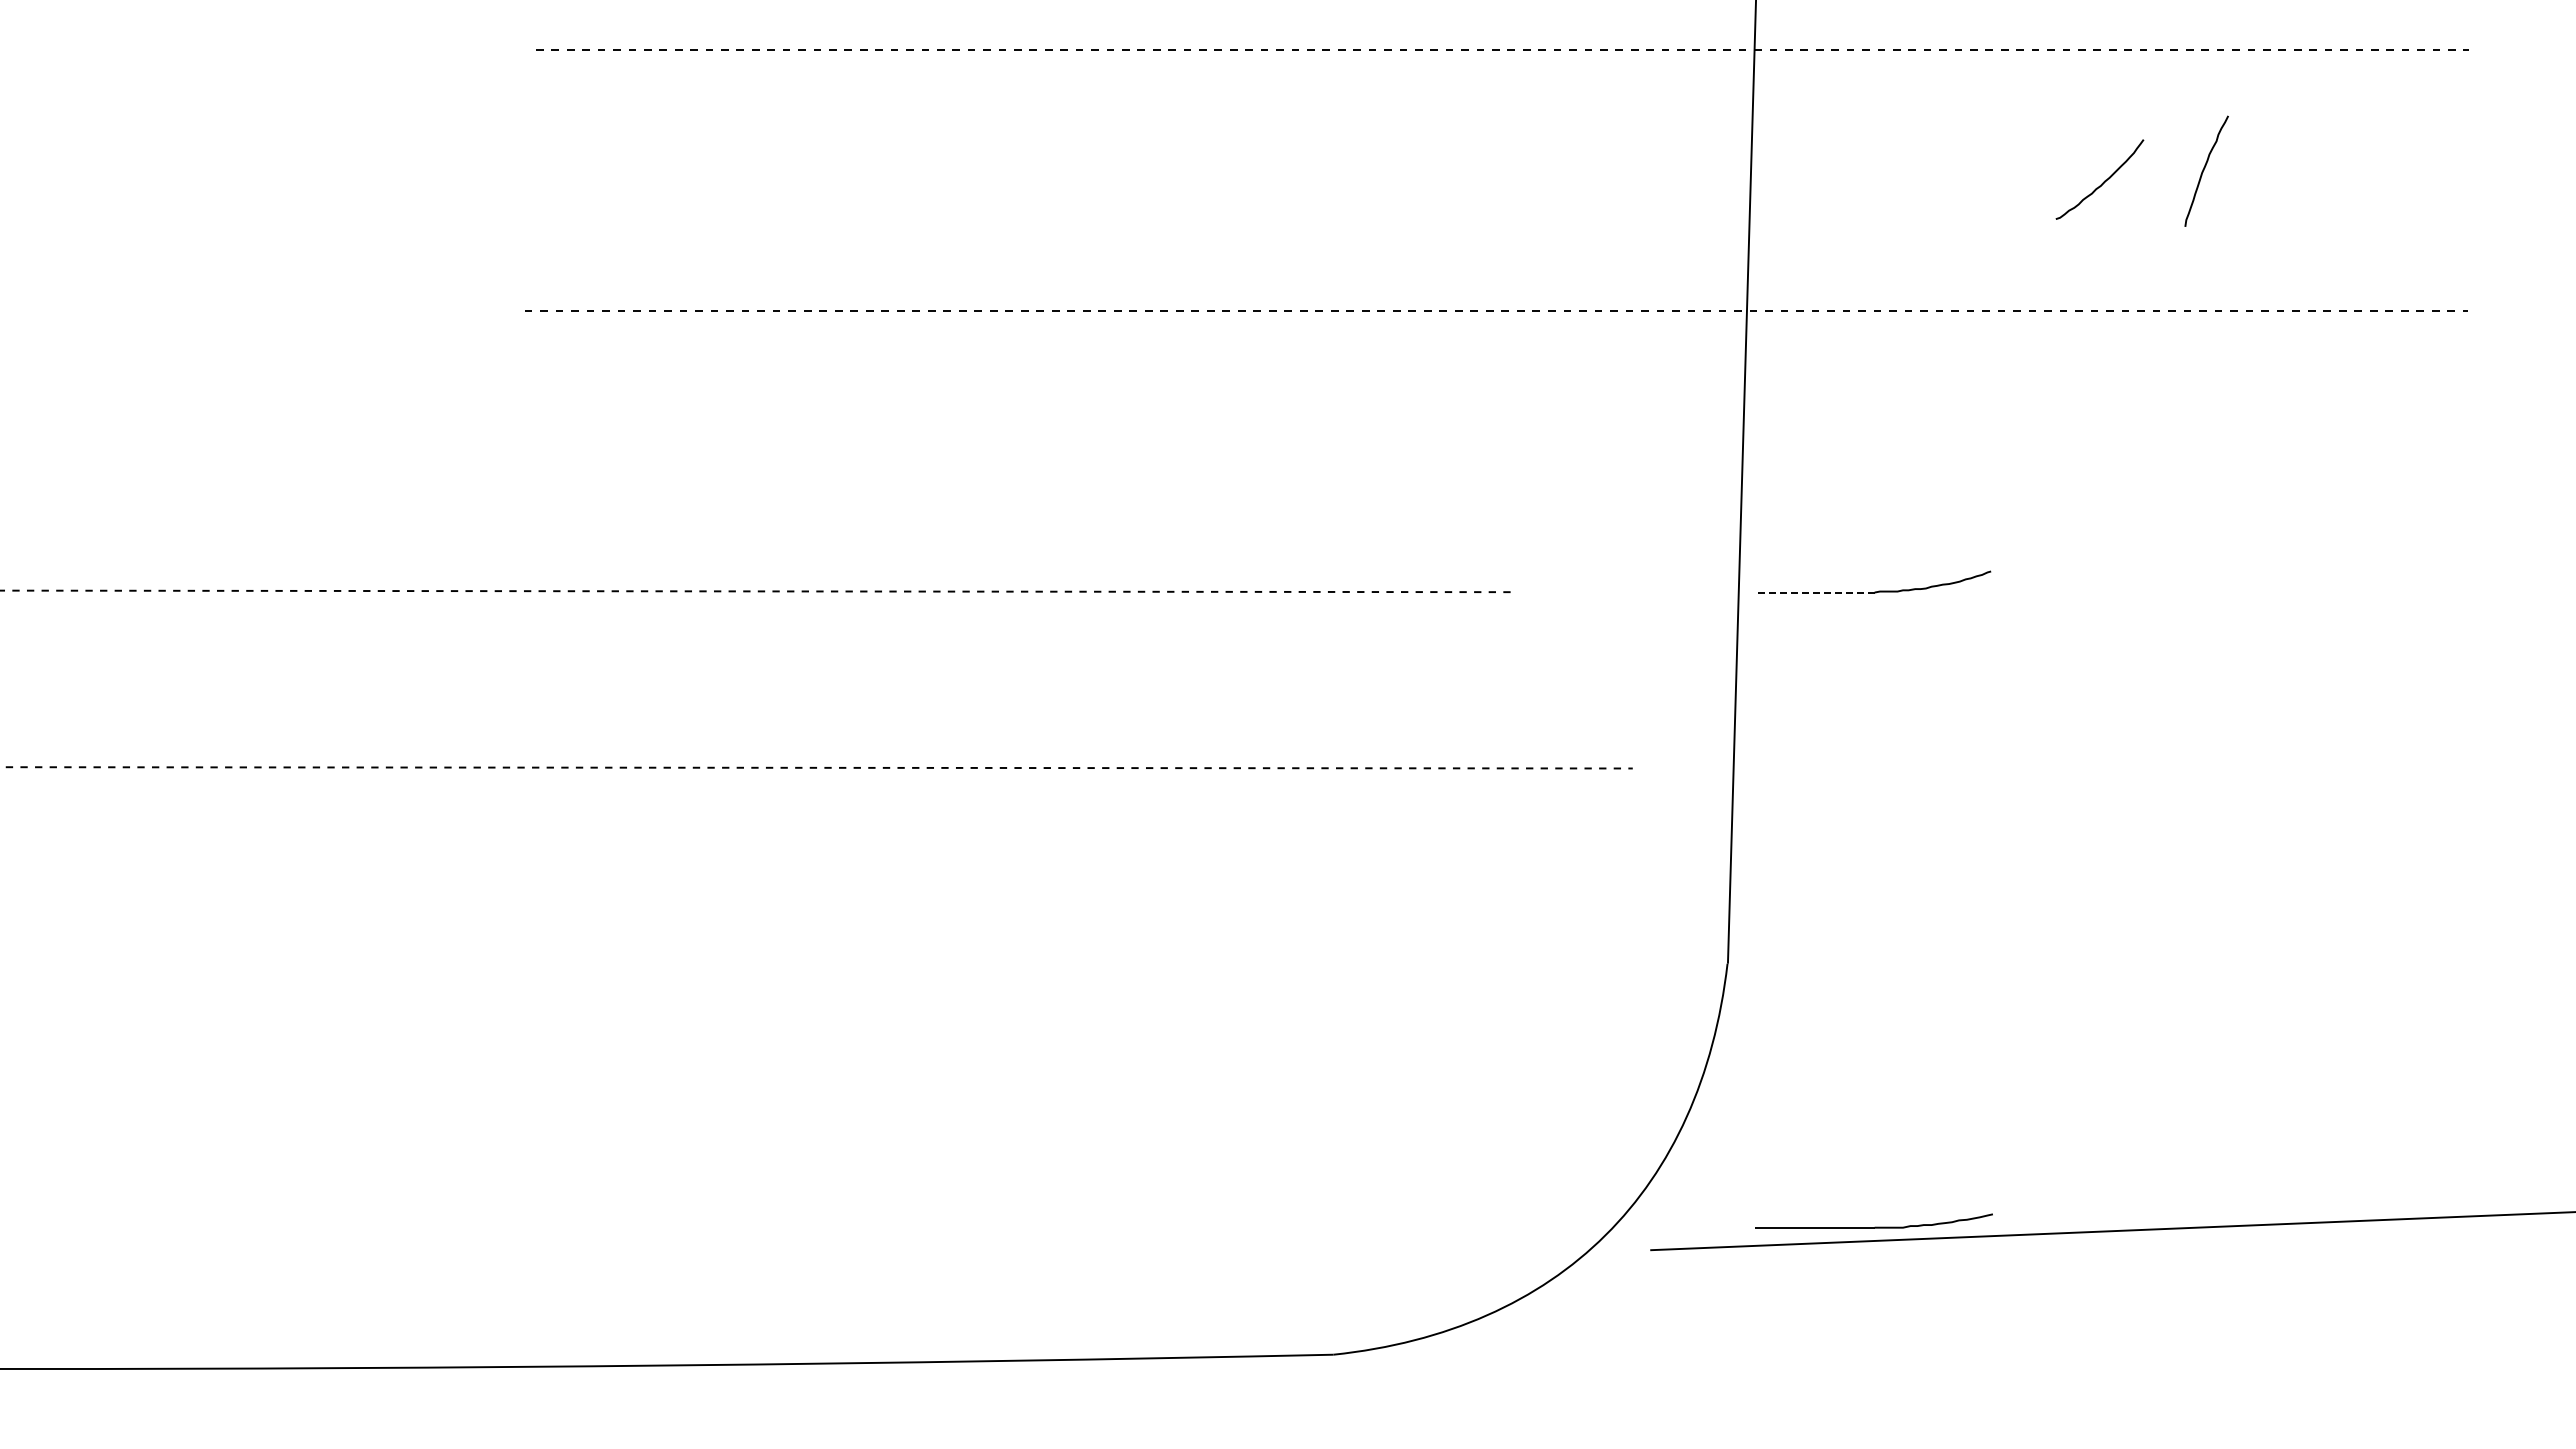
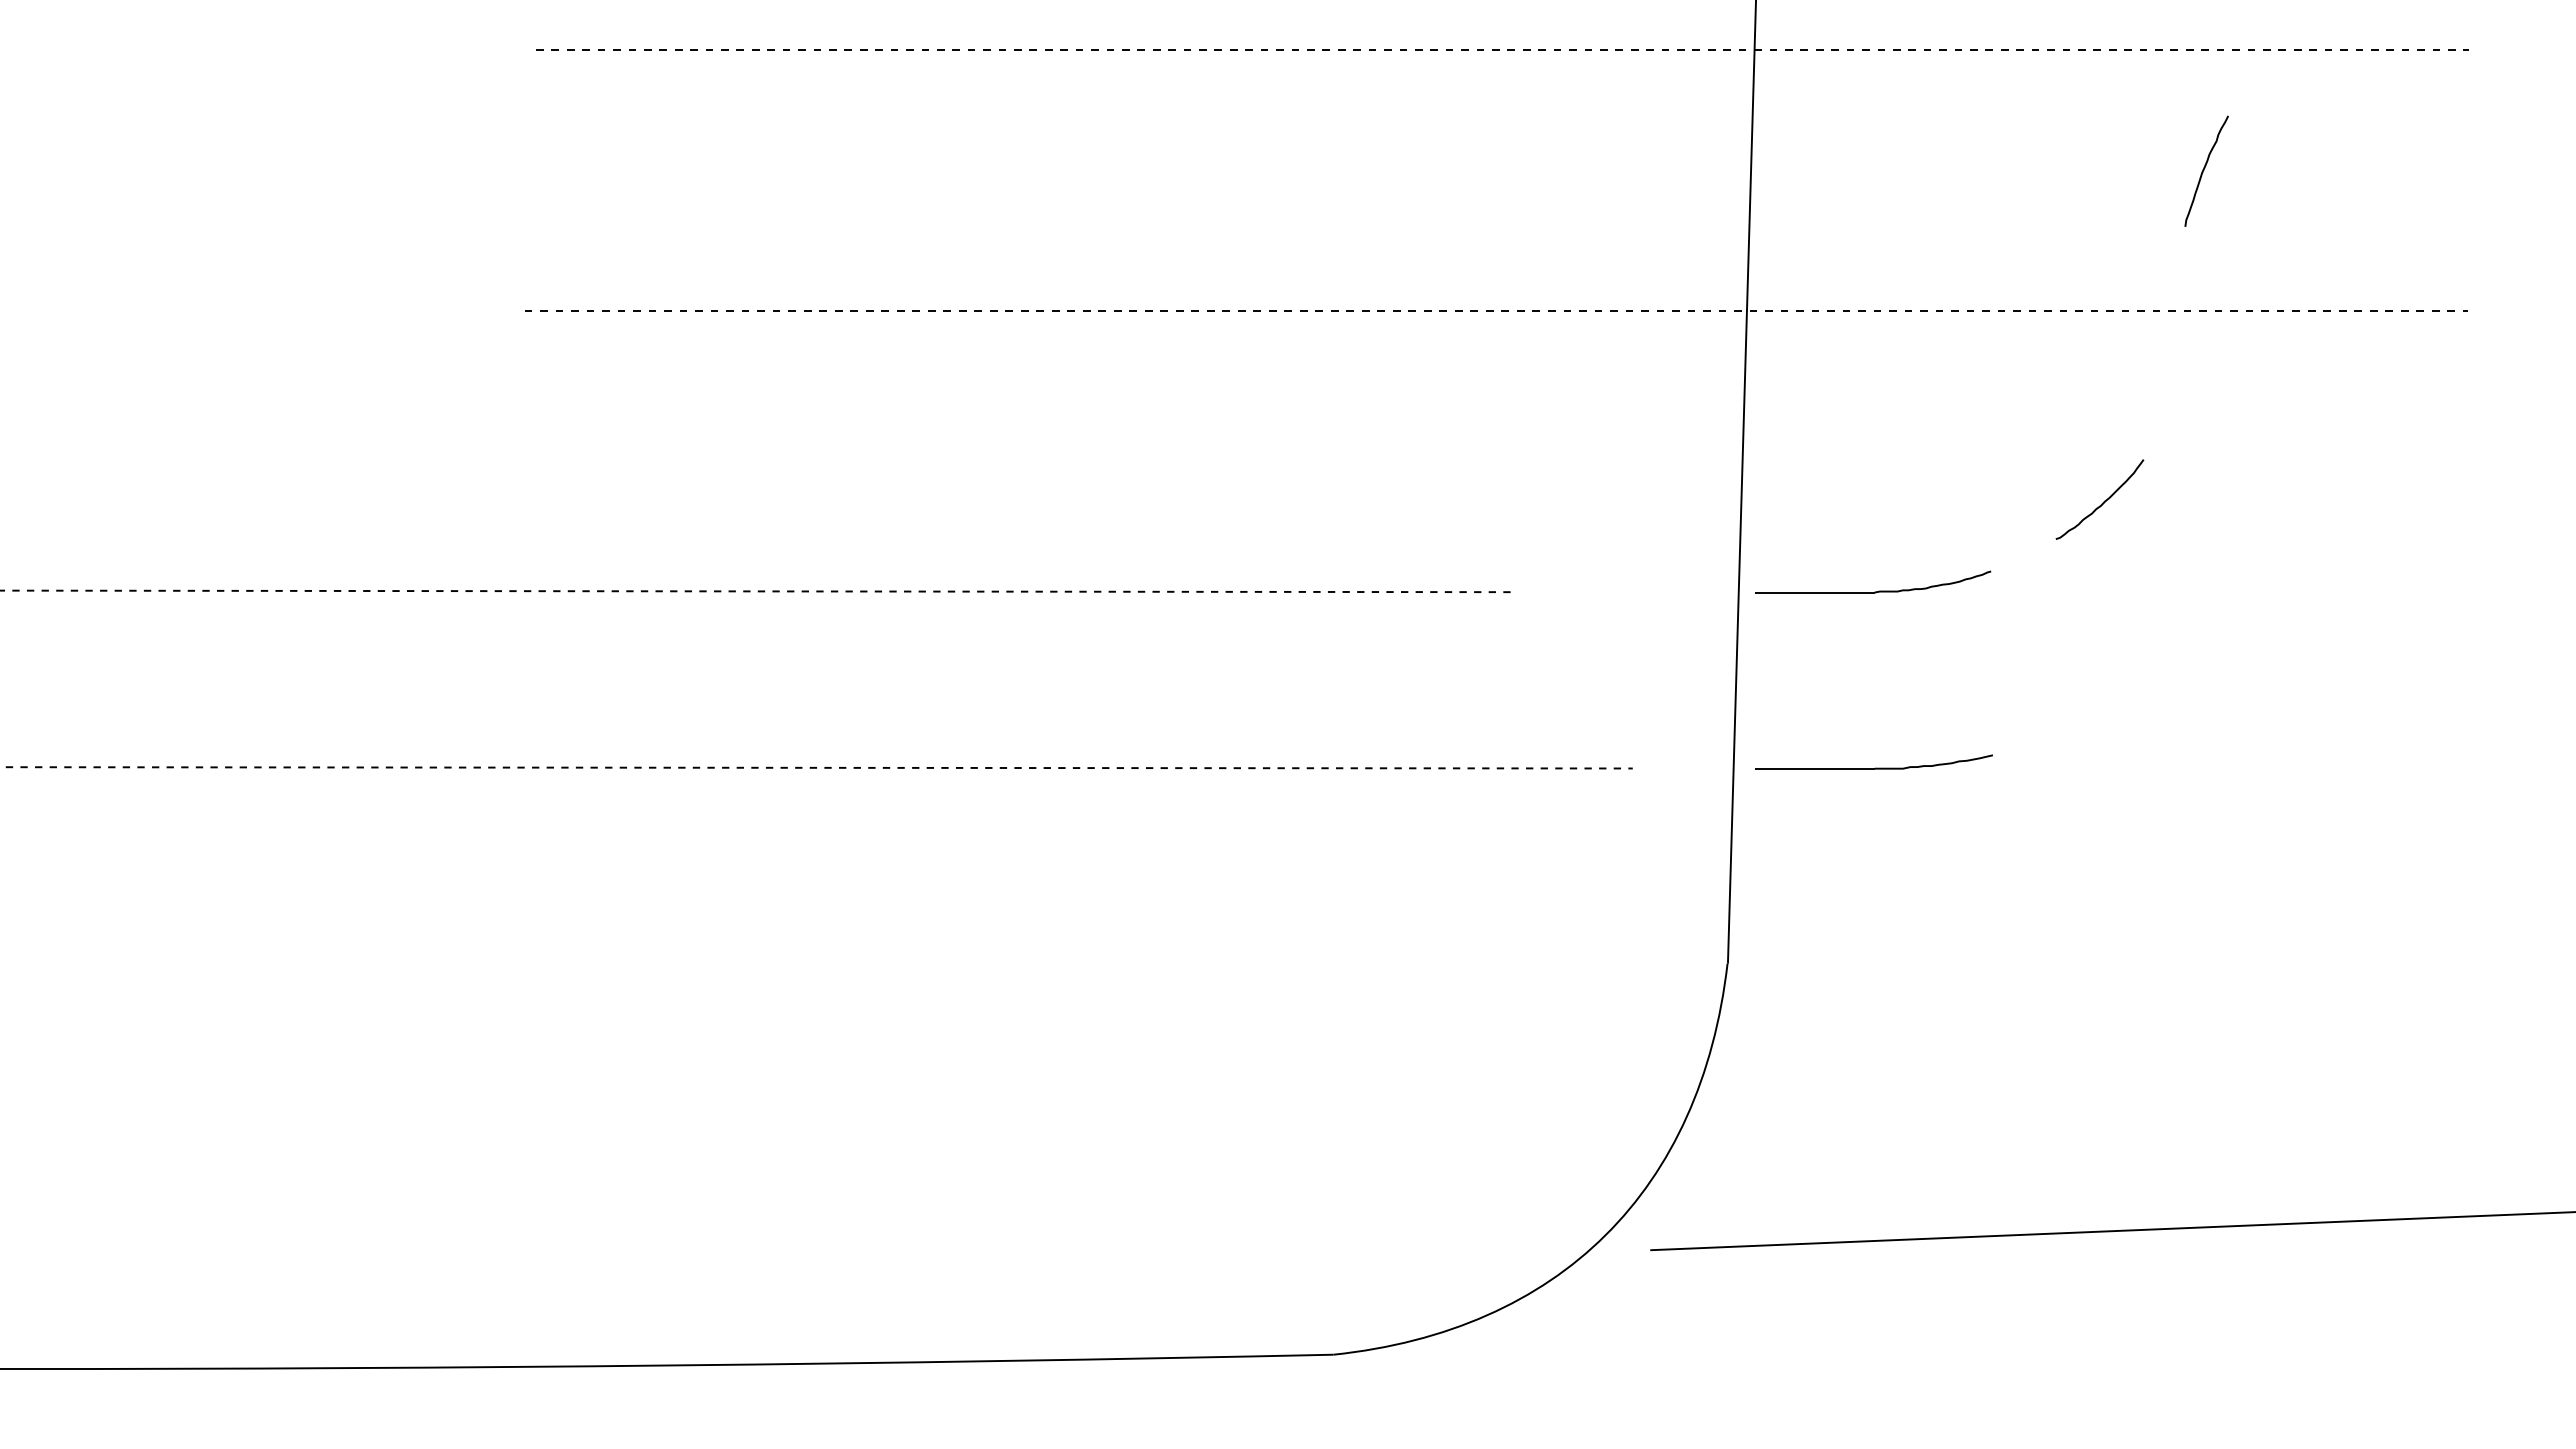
curve position: (2102, 182) -> (2102, 502) (2102, 502)
line: dashed -> solid (1814, 592)
part position: (1875, 1226) -> (1875, 767) (1875, 767)
